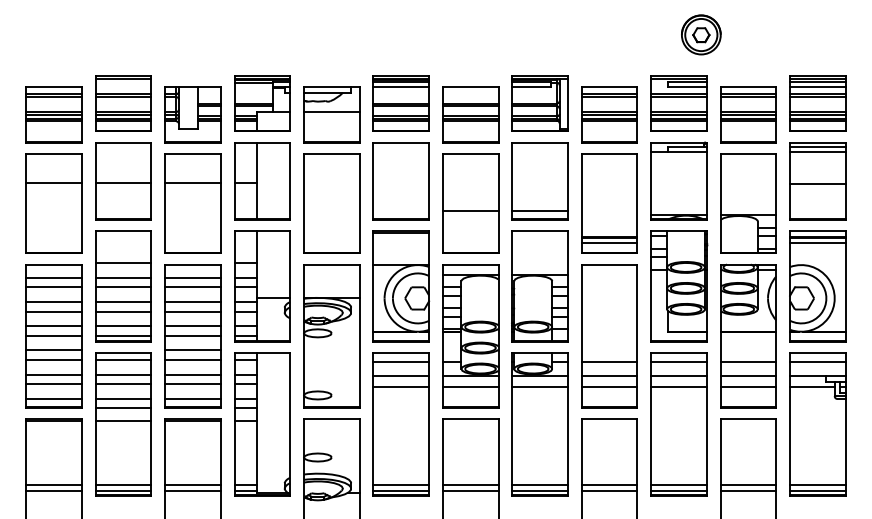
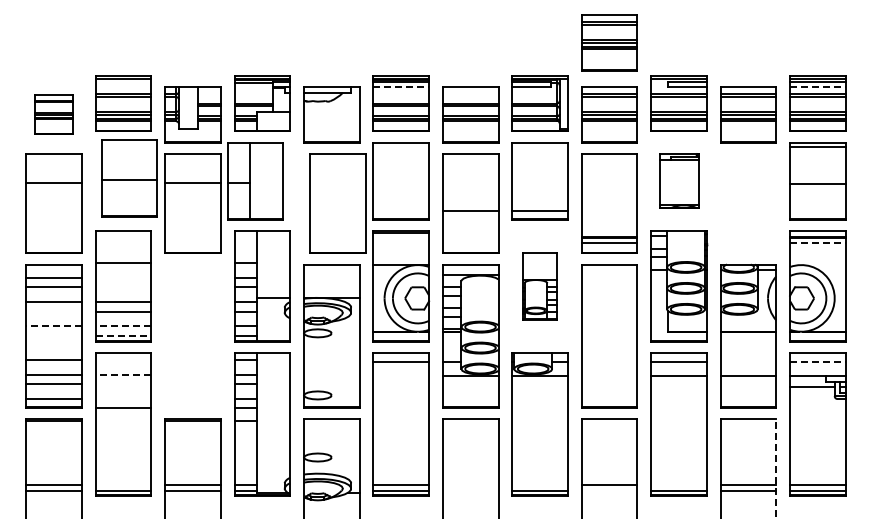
part: present -> none (701, 34)
part: none -> present (609, 42)
line: solid -> dashed (401, 87)
line: solid -> dashed (818, 87)
line: present -> none (331, 111)
part size: 58x58 px -> 40x41 px (53, 114)
line: present -> none (817, 152)
part size: 58x80 px -> 41x56 px (679, 180)
part position: (123, 181) -> (129, 178) (129, 178)
part position: (262, 181) -> (255, 181) (255, 181)
part position: (331, 203) -> (337, 203) (337, 203)
part: present -> none (748, 203)
line: solid -> dashed (818, 242)
line: present -> none (123, 277)
part size: 58x113 px -> 36x69 px (539, 286)
line: present -> none (123, 287)
line: present -> none (53, 311)
line: solid -> dashed (53, 326)
line: solid -> dashed (123, 326)
line: present -> none (53, 335)
line: solid -> dashed (123, 335)
part: present -> none (192, 336)
line: present -> none (53, 350)
line: present -> none (123, 360)
line: present -> none (609, 362)
line: present -> none (748, 362)
line: solid -> dashed (818, 362)
line: solid -> dashed (123, 374)
line: present -> none (401, 376)
line: present -> none (609, 376)
line: present -> none (123, 384)
line: present -> none (401, 386)
line: present -> none (470, 386)
line: present -> none (539, 386)
line: present -> none (609, 386)
line: present -> none (678, 386)
line: present -> none (748, 386)
line: present -> none (123, 398)
line: present -> none (123, 421)
line: solid -> dashed (776, 468)
line: present -> none (123, 485)
line: present -> none (470, 485)
line: present -> none (539, 485)
line: present -> none (678, 485)
line: present -> none (470, 490)
line: present -> none (609, 490)
